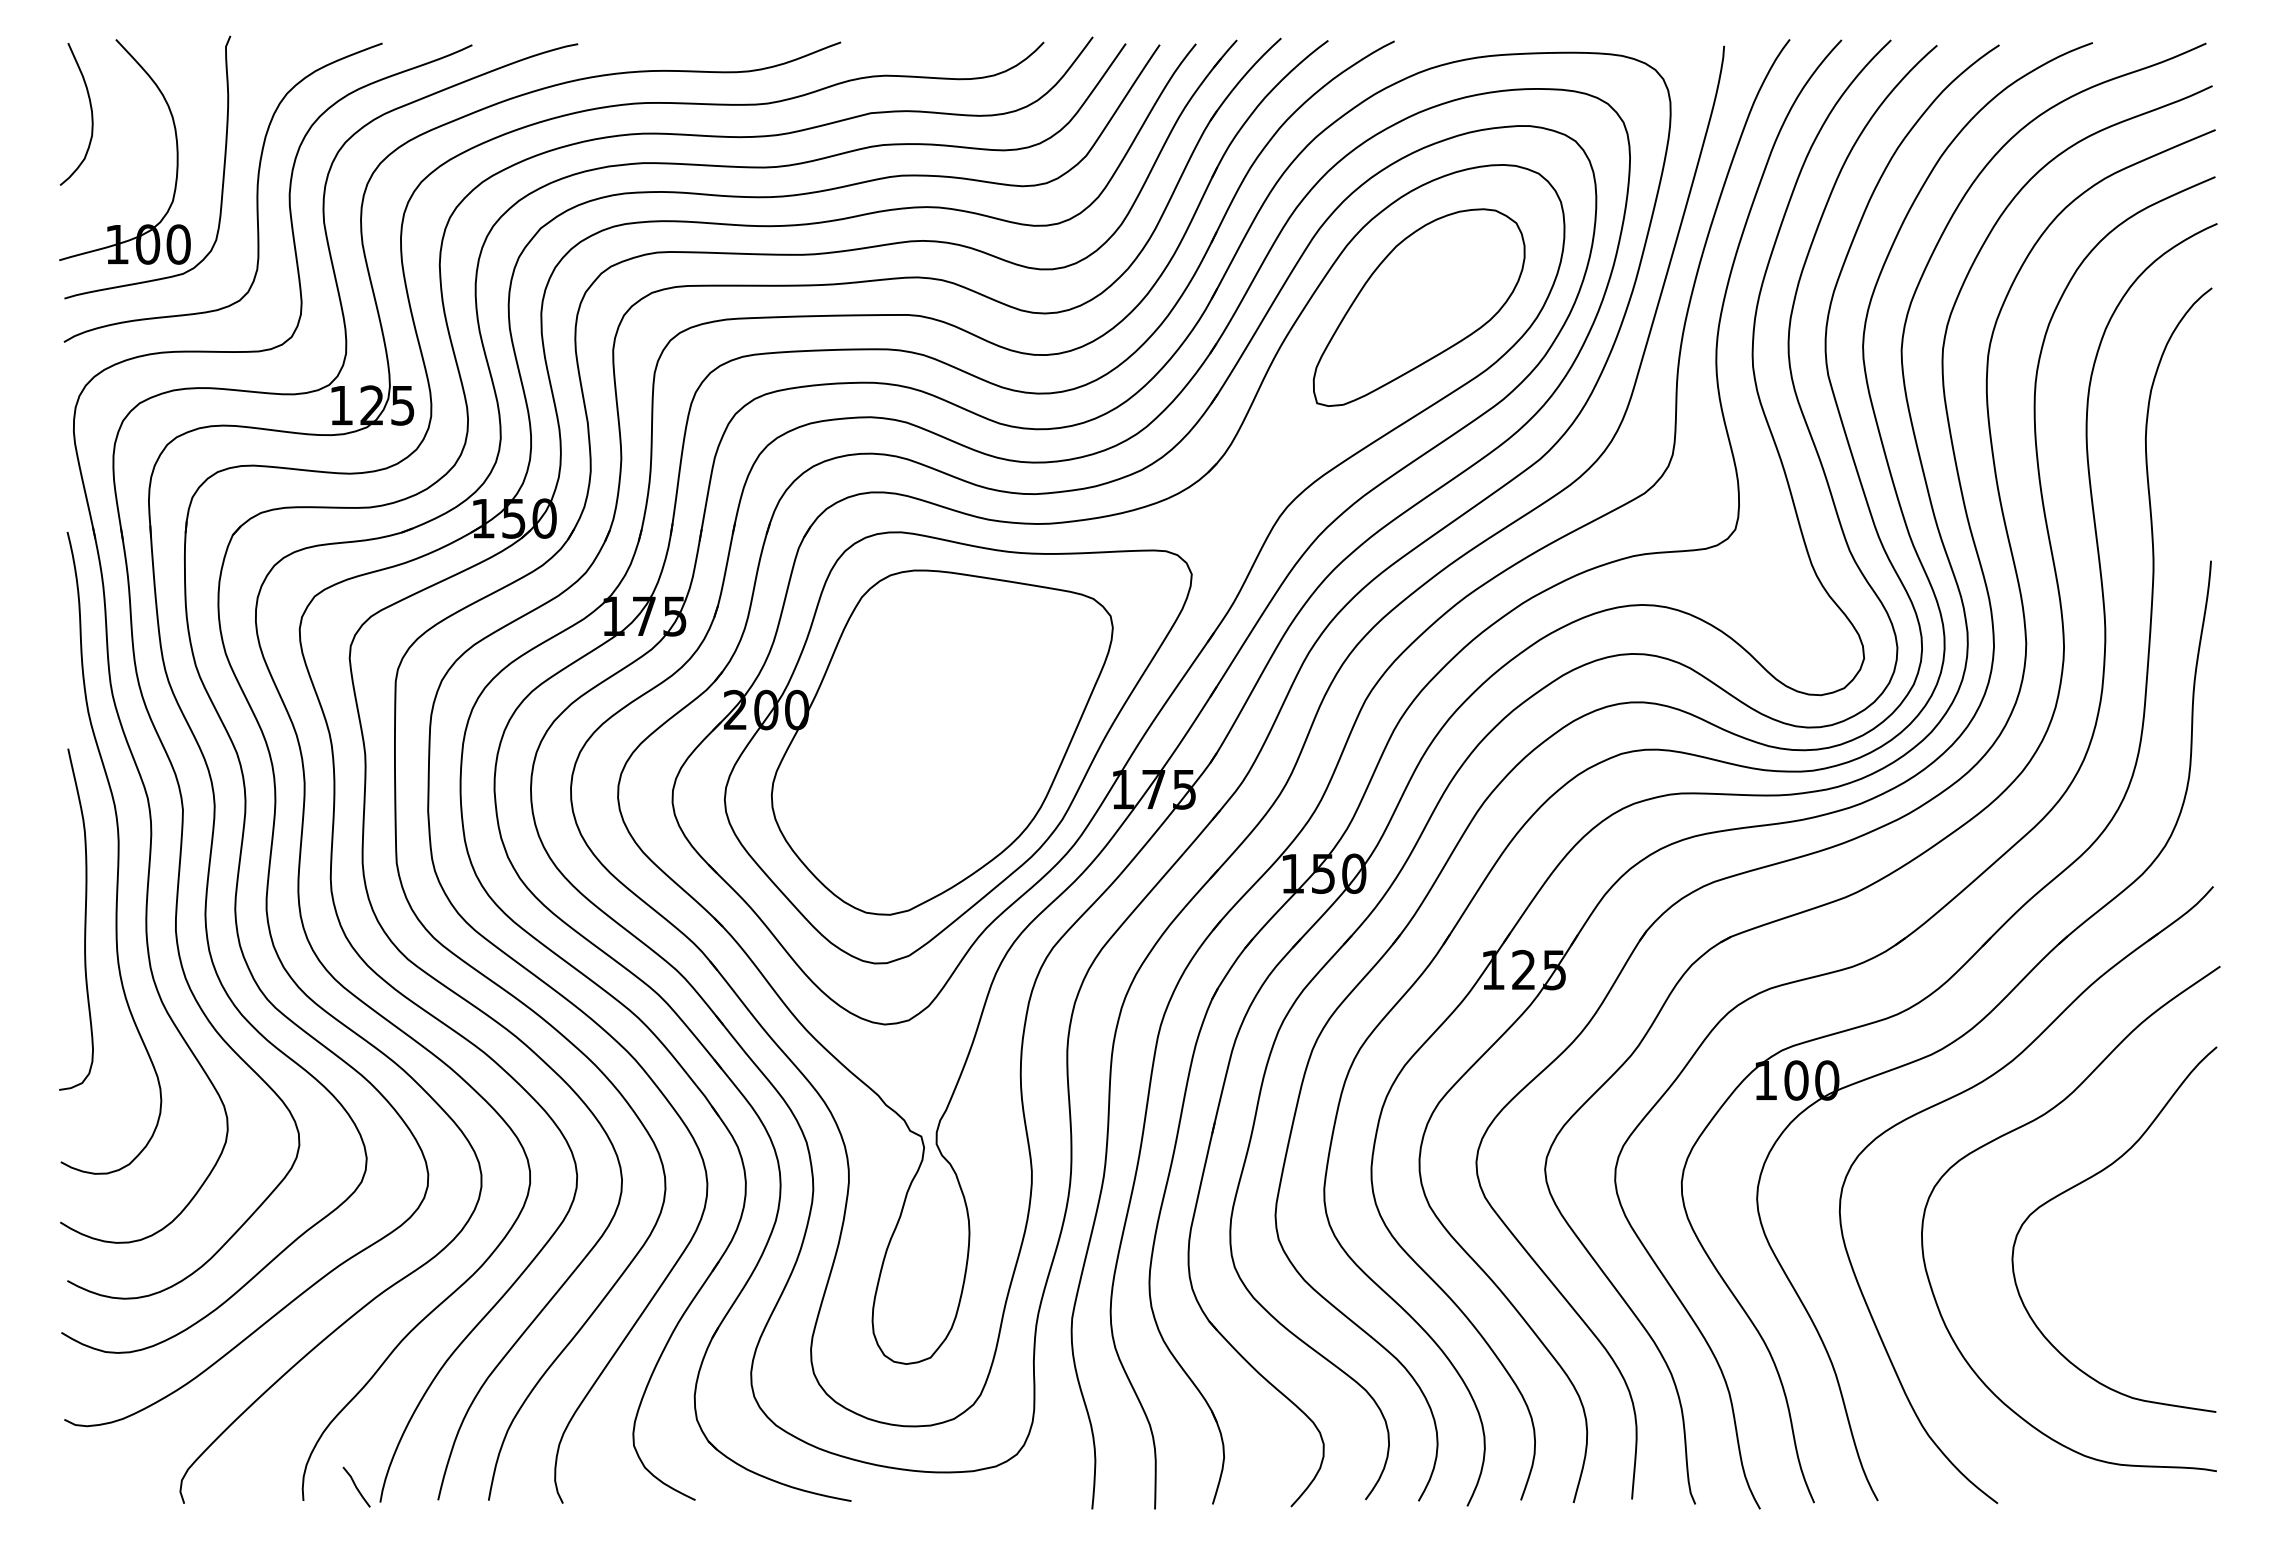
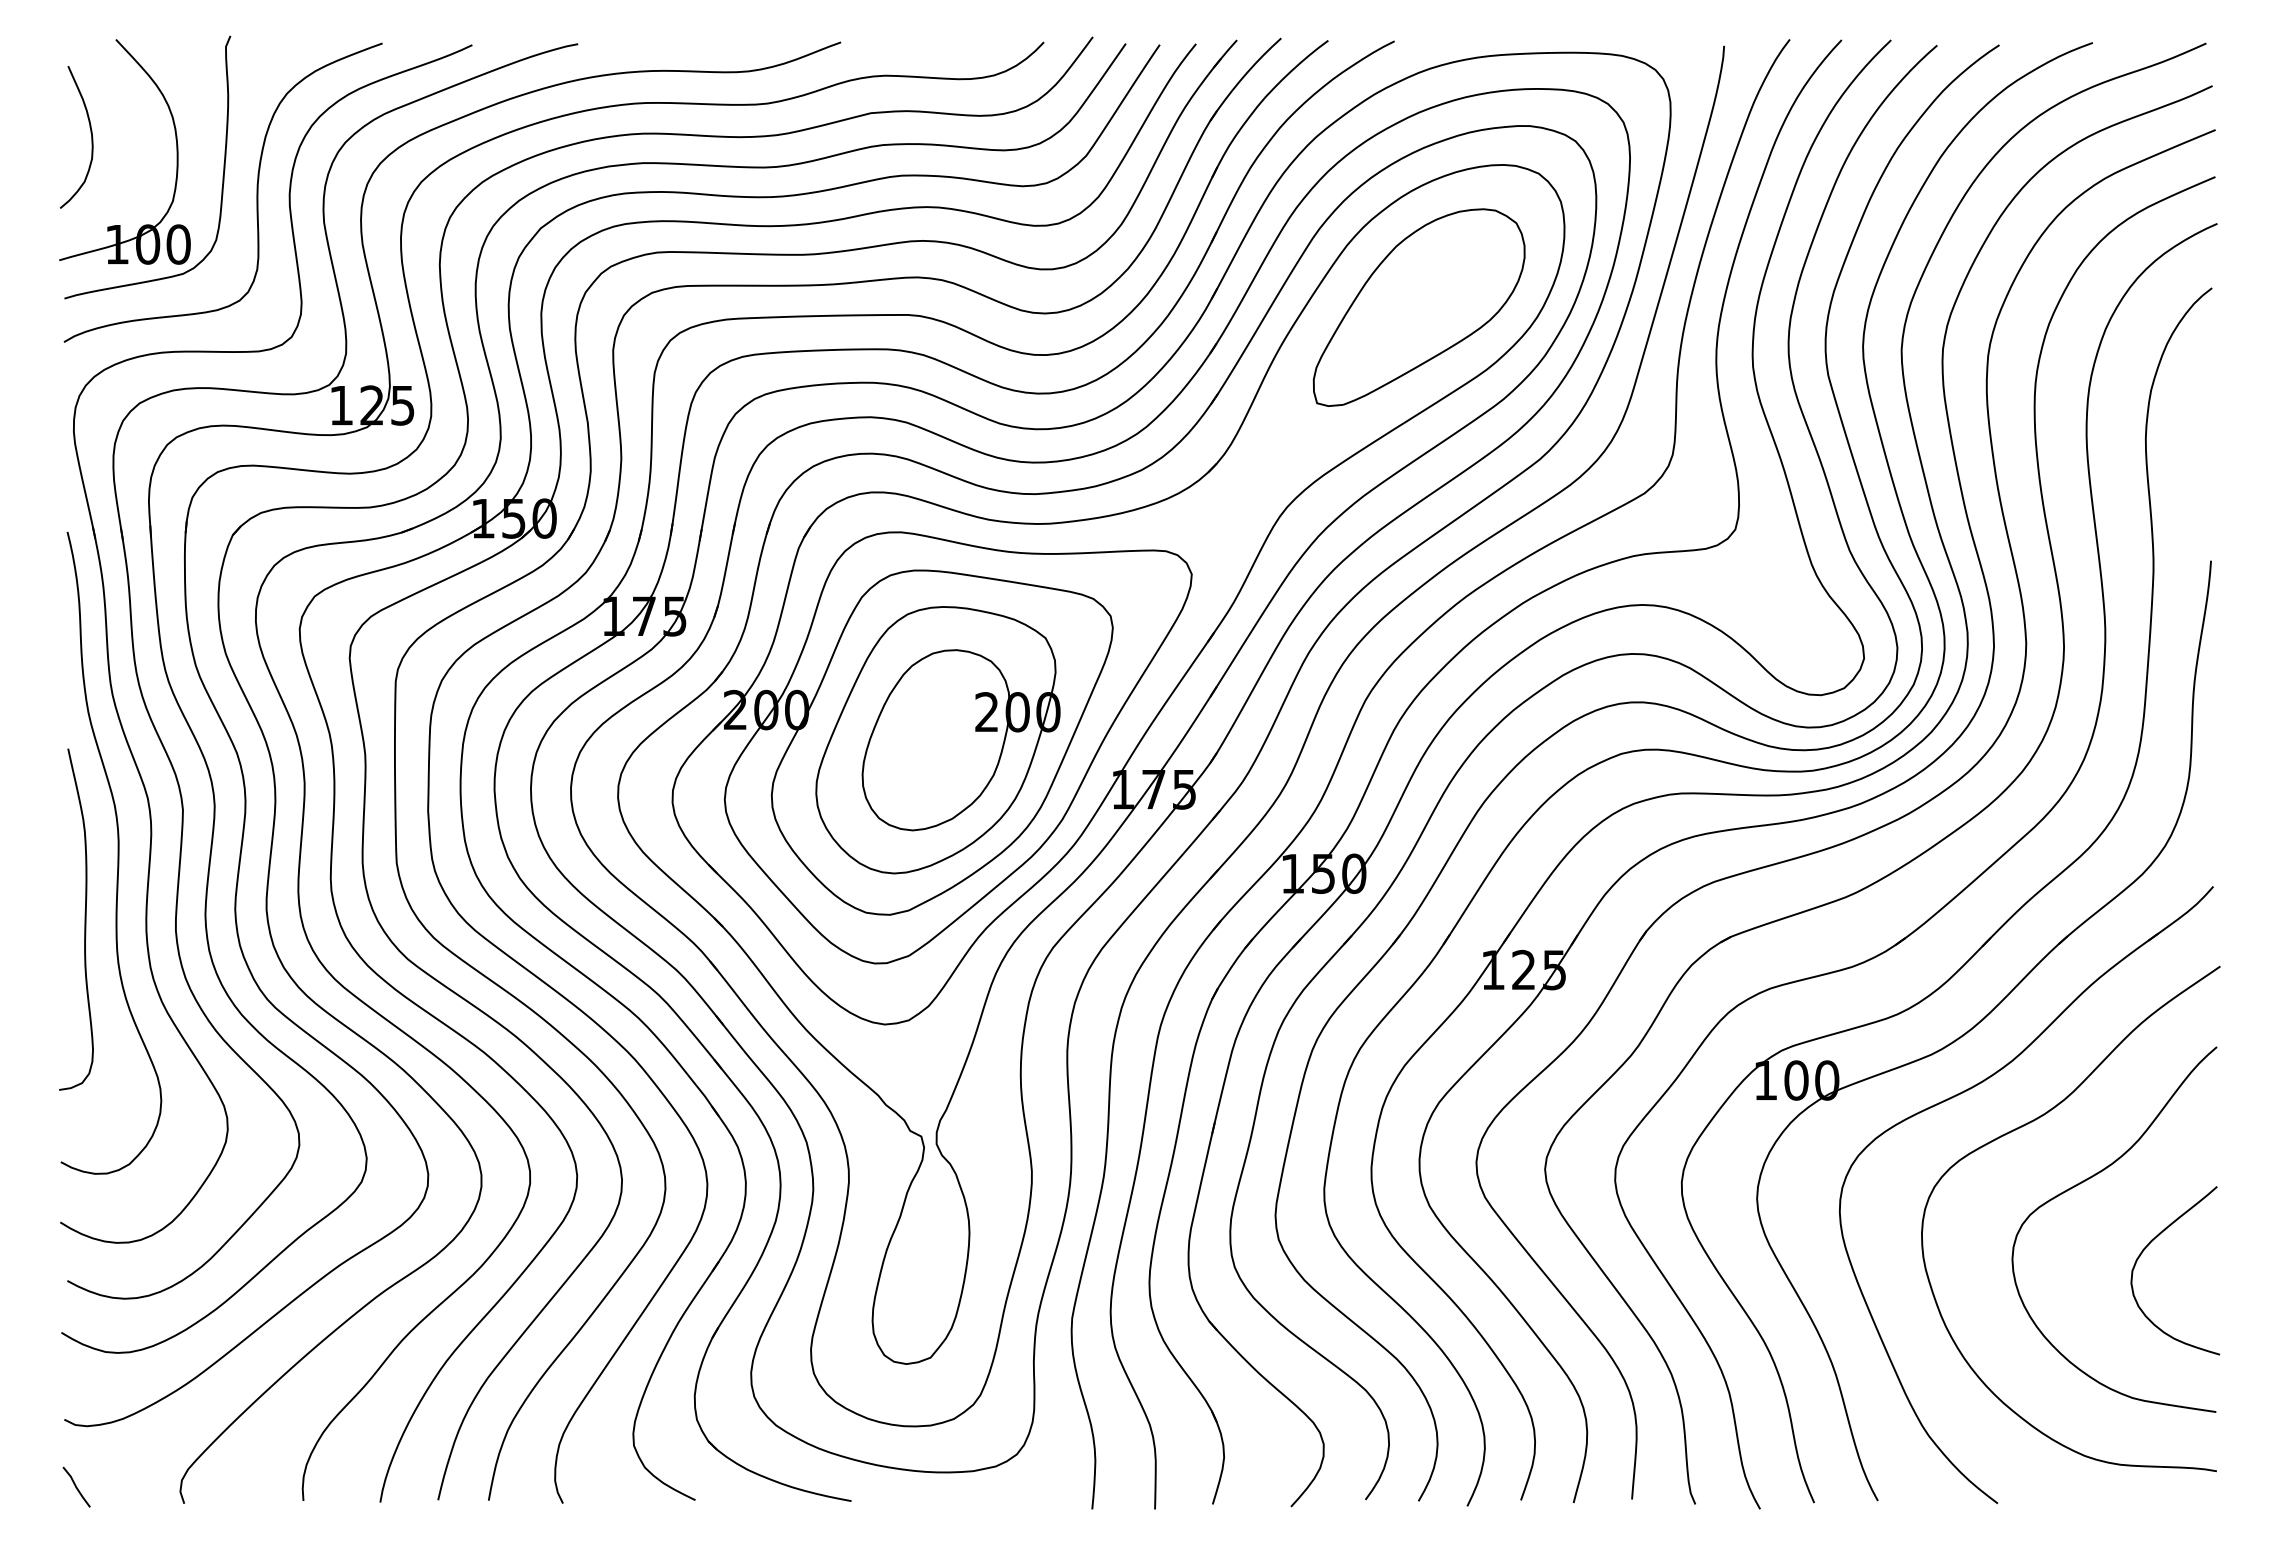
curve position: (90, 110) -> (90, 133) (90, 133)
part: none -> present (937, 740)
curve: none -> present (2147, 1247)
line position: (356, 1486) -> (76, 1486) (76, 1486)
